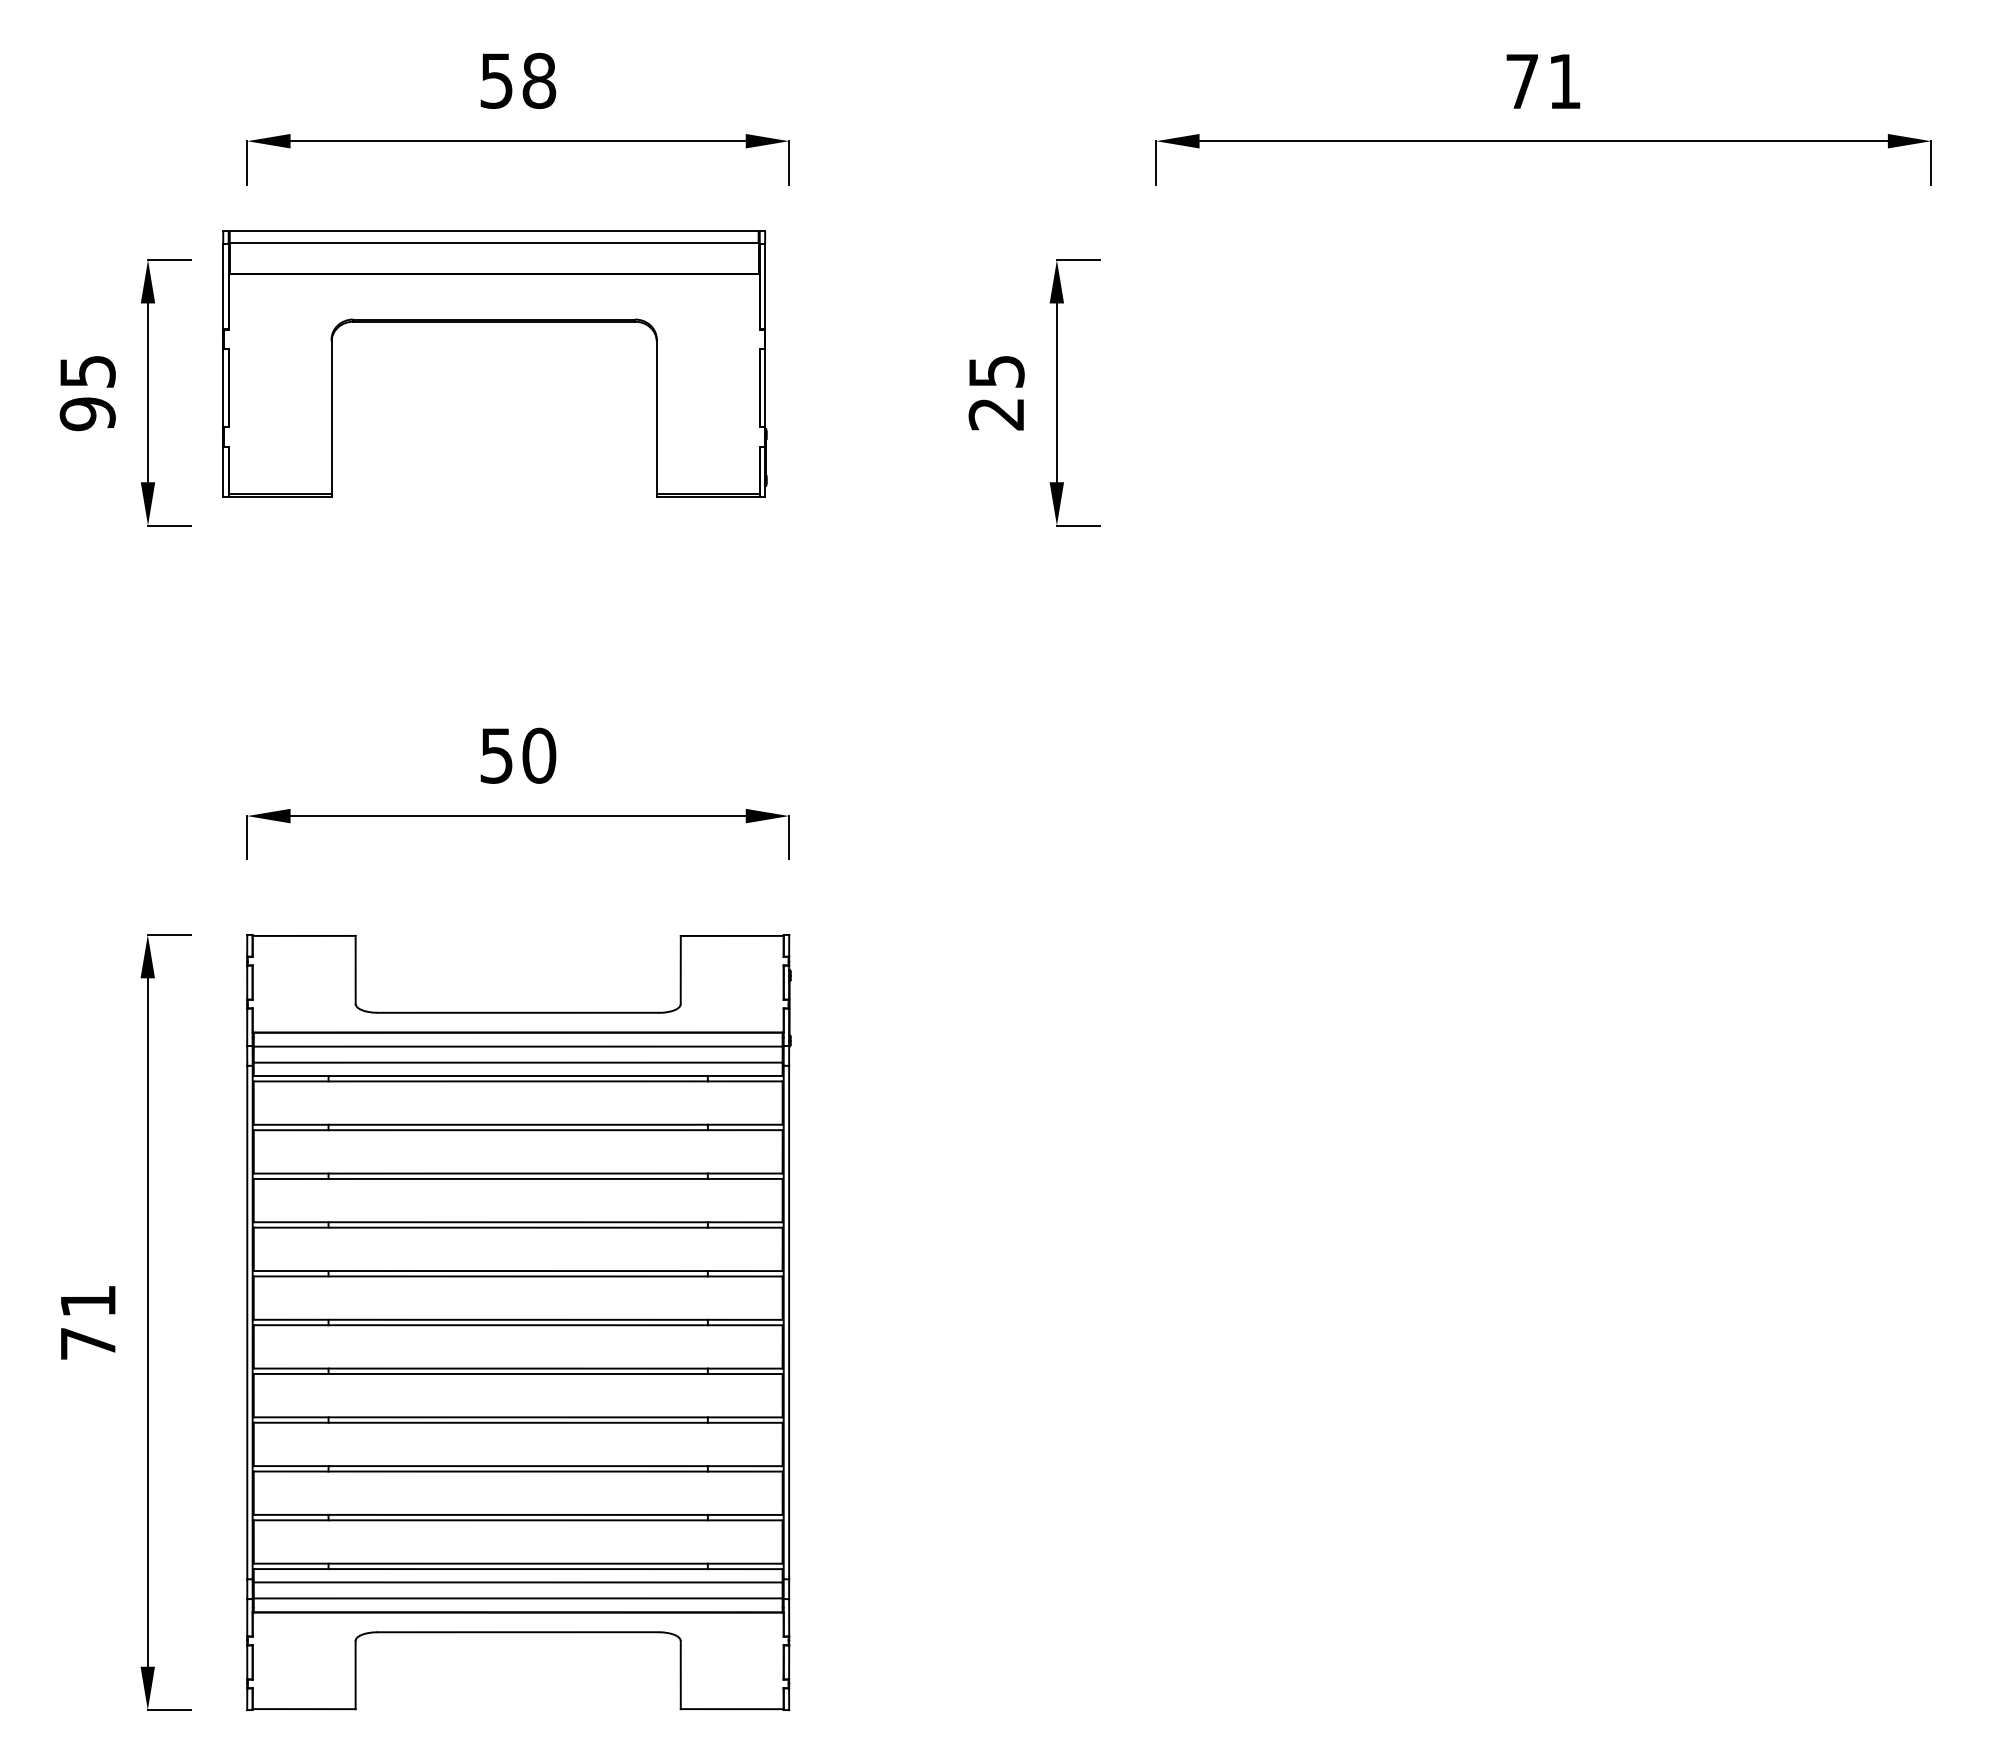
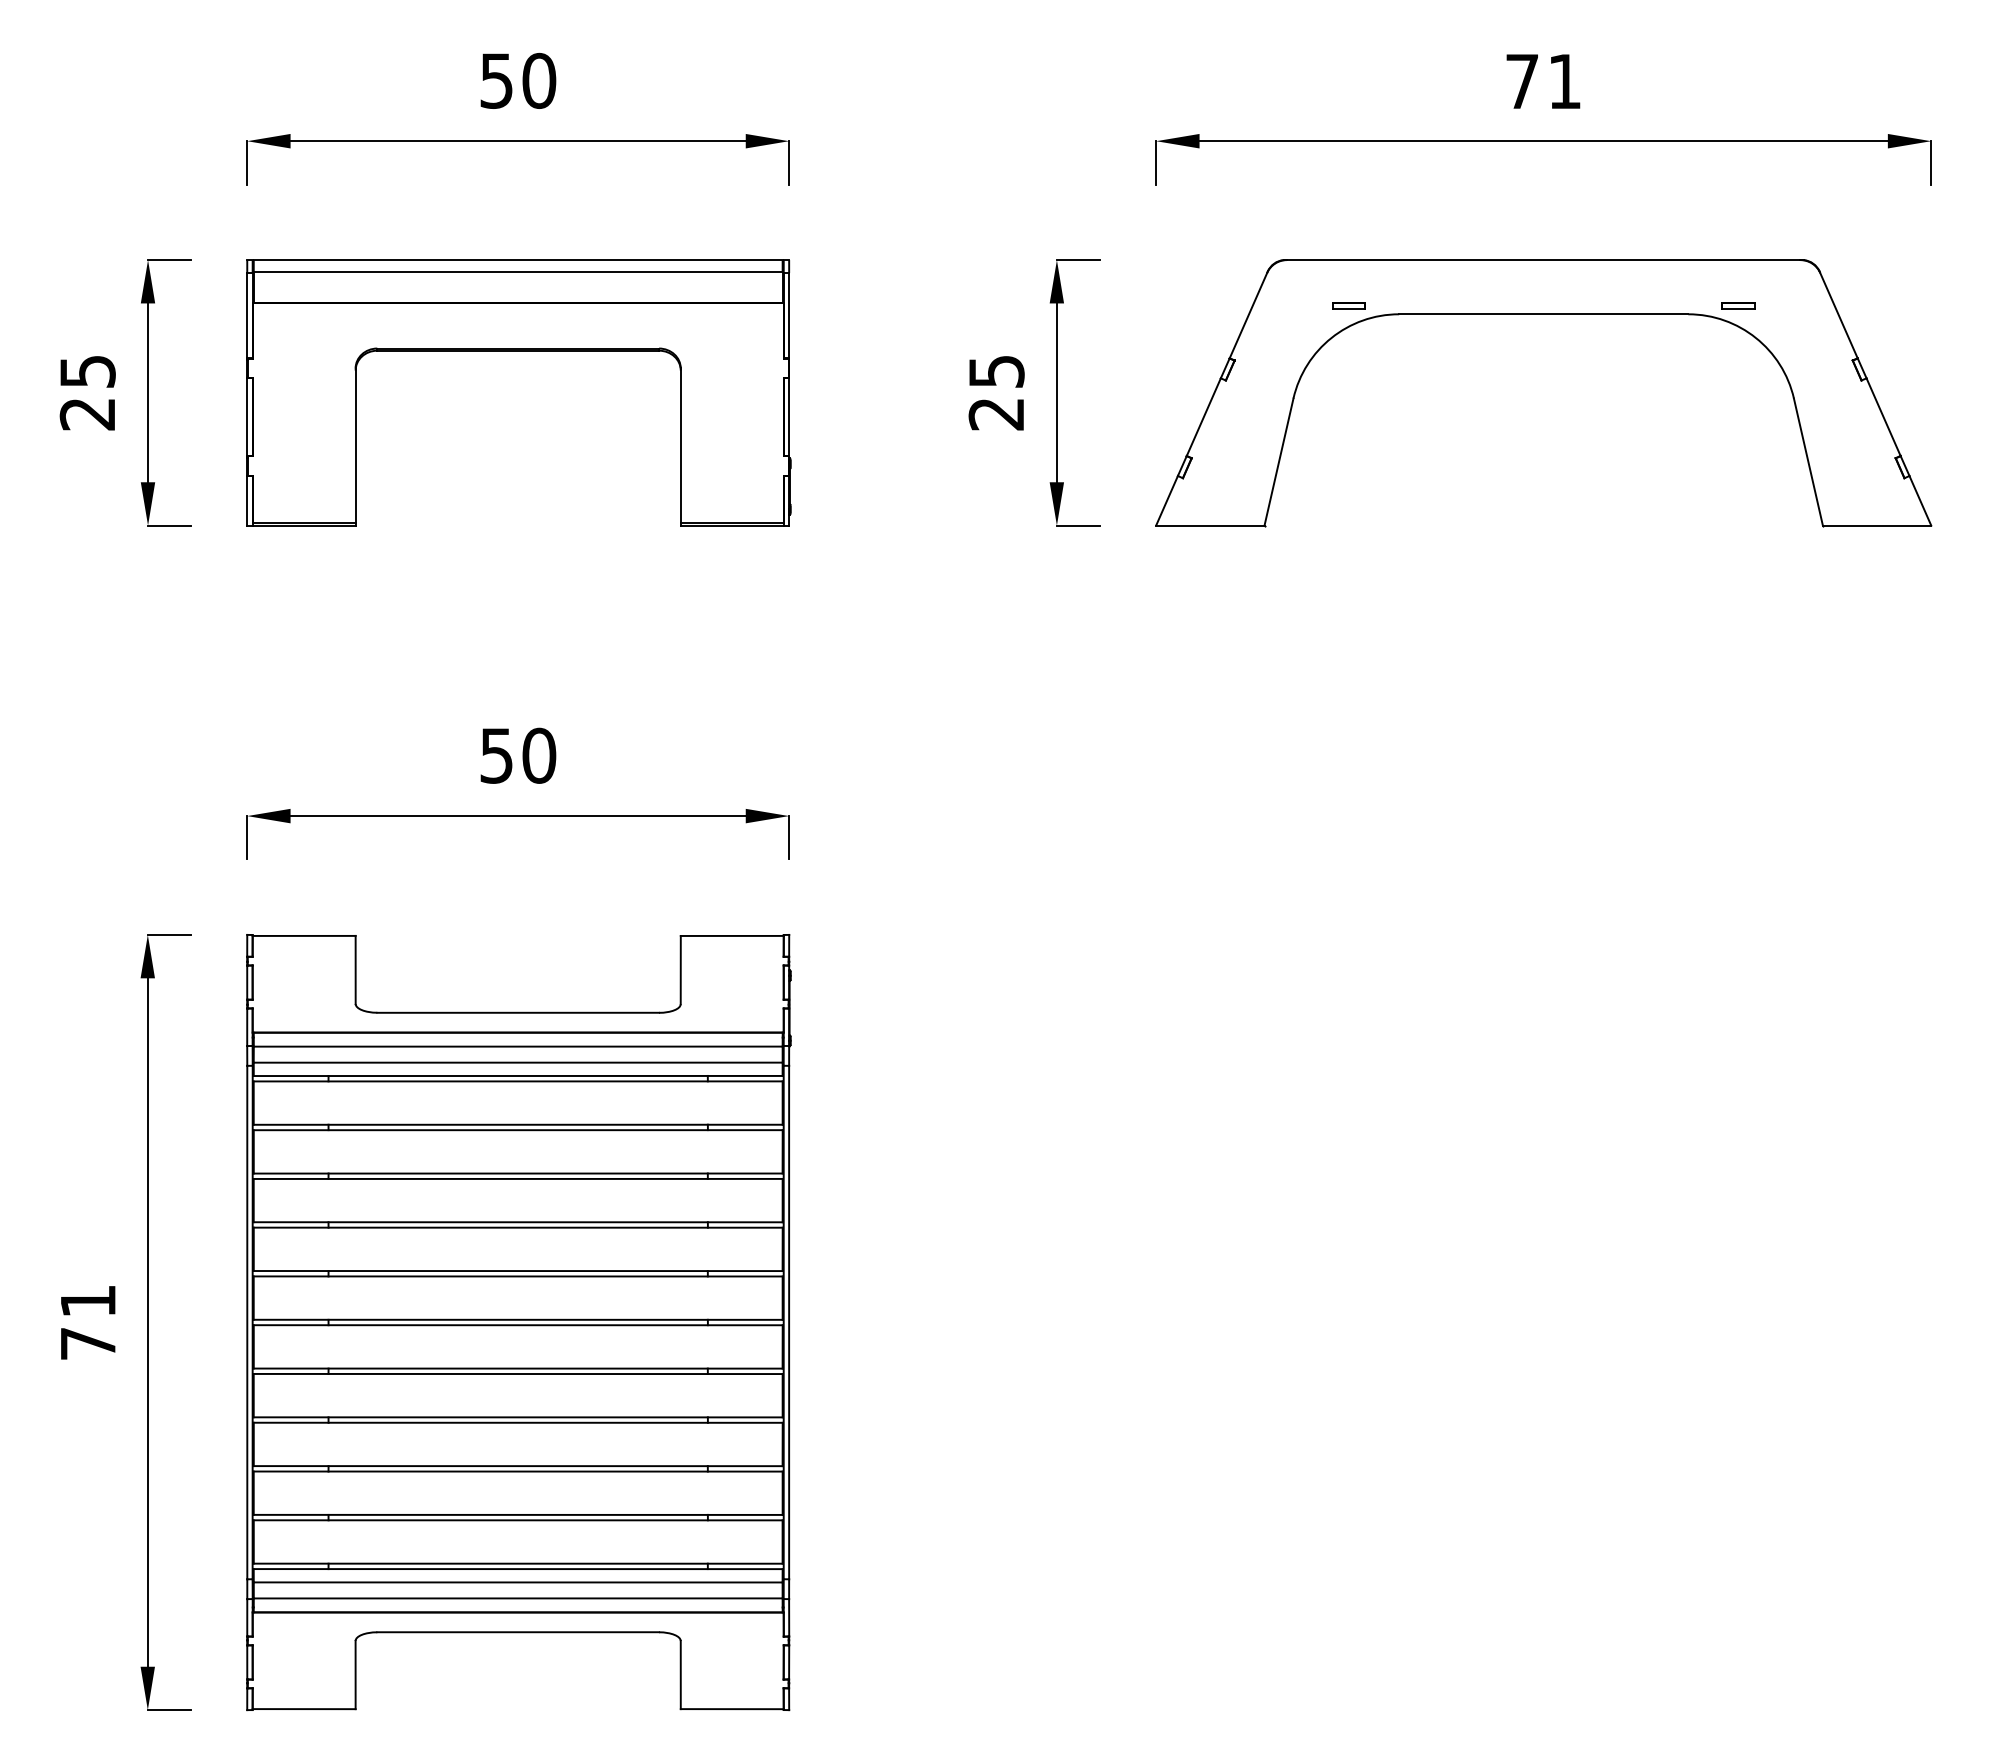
text: 58 -> 50 (539, 80)
part: none -> present (1543, 314)
part position: (494, 322) -> (518, 351) (518, 351)
text: 95 -> 25 (87, 414)
